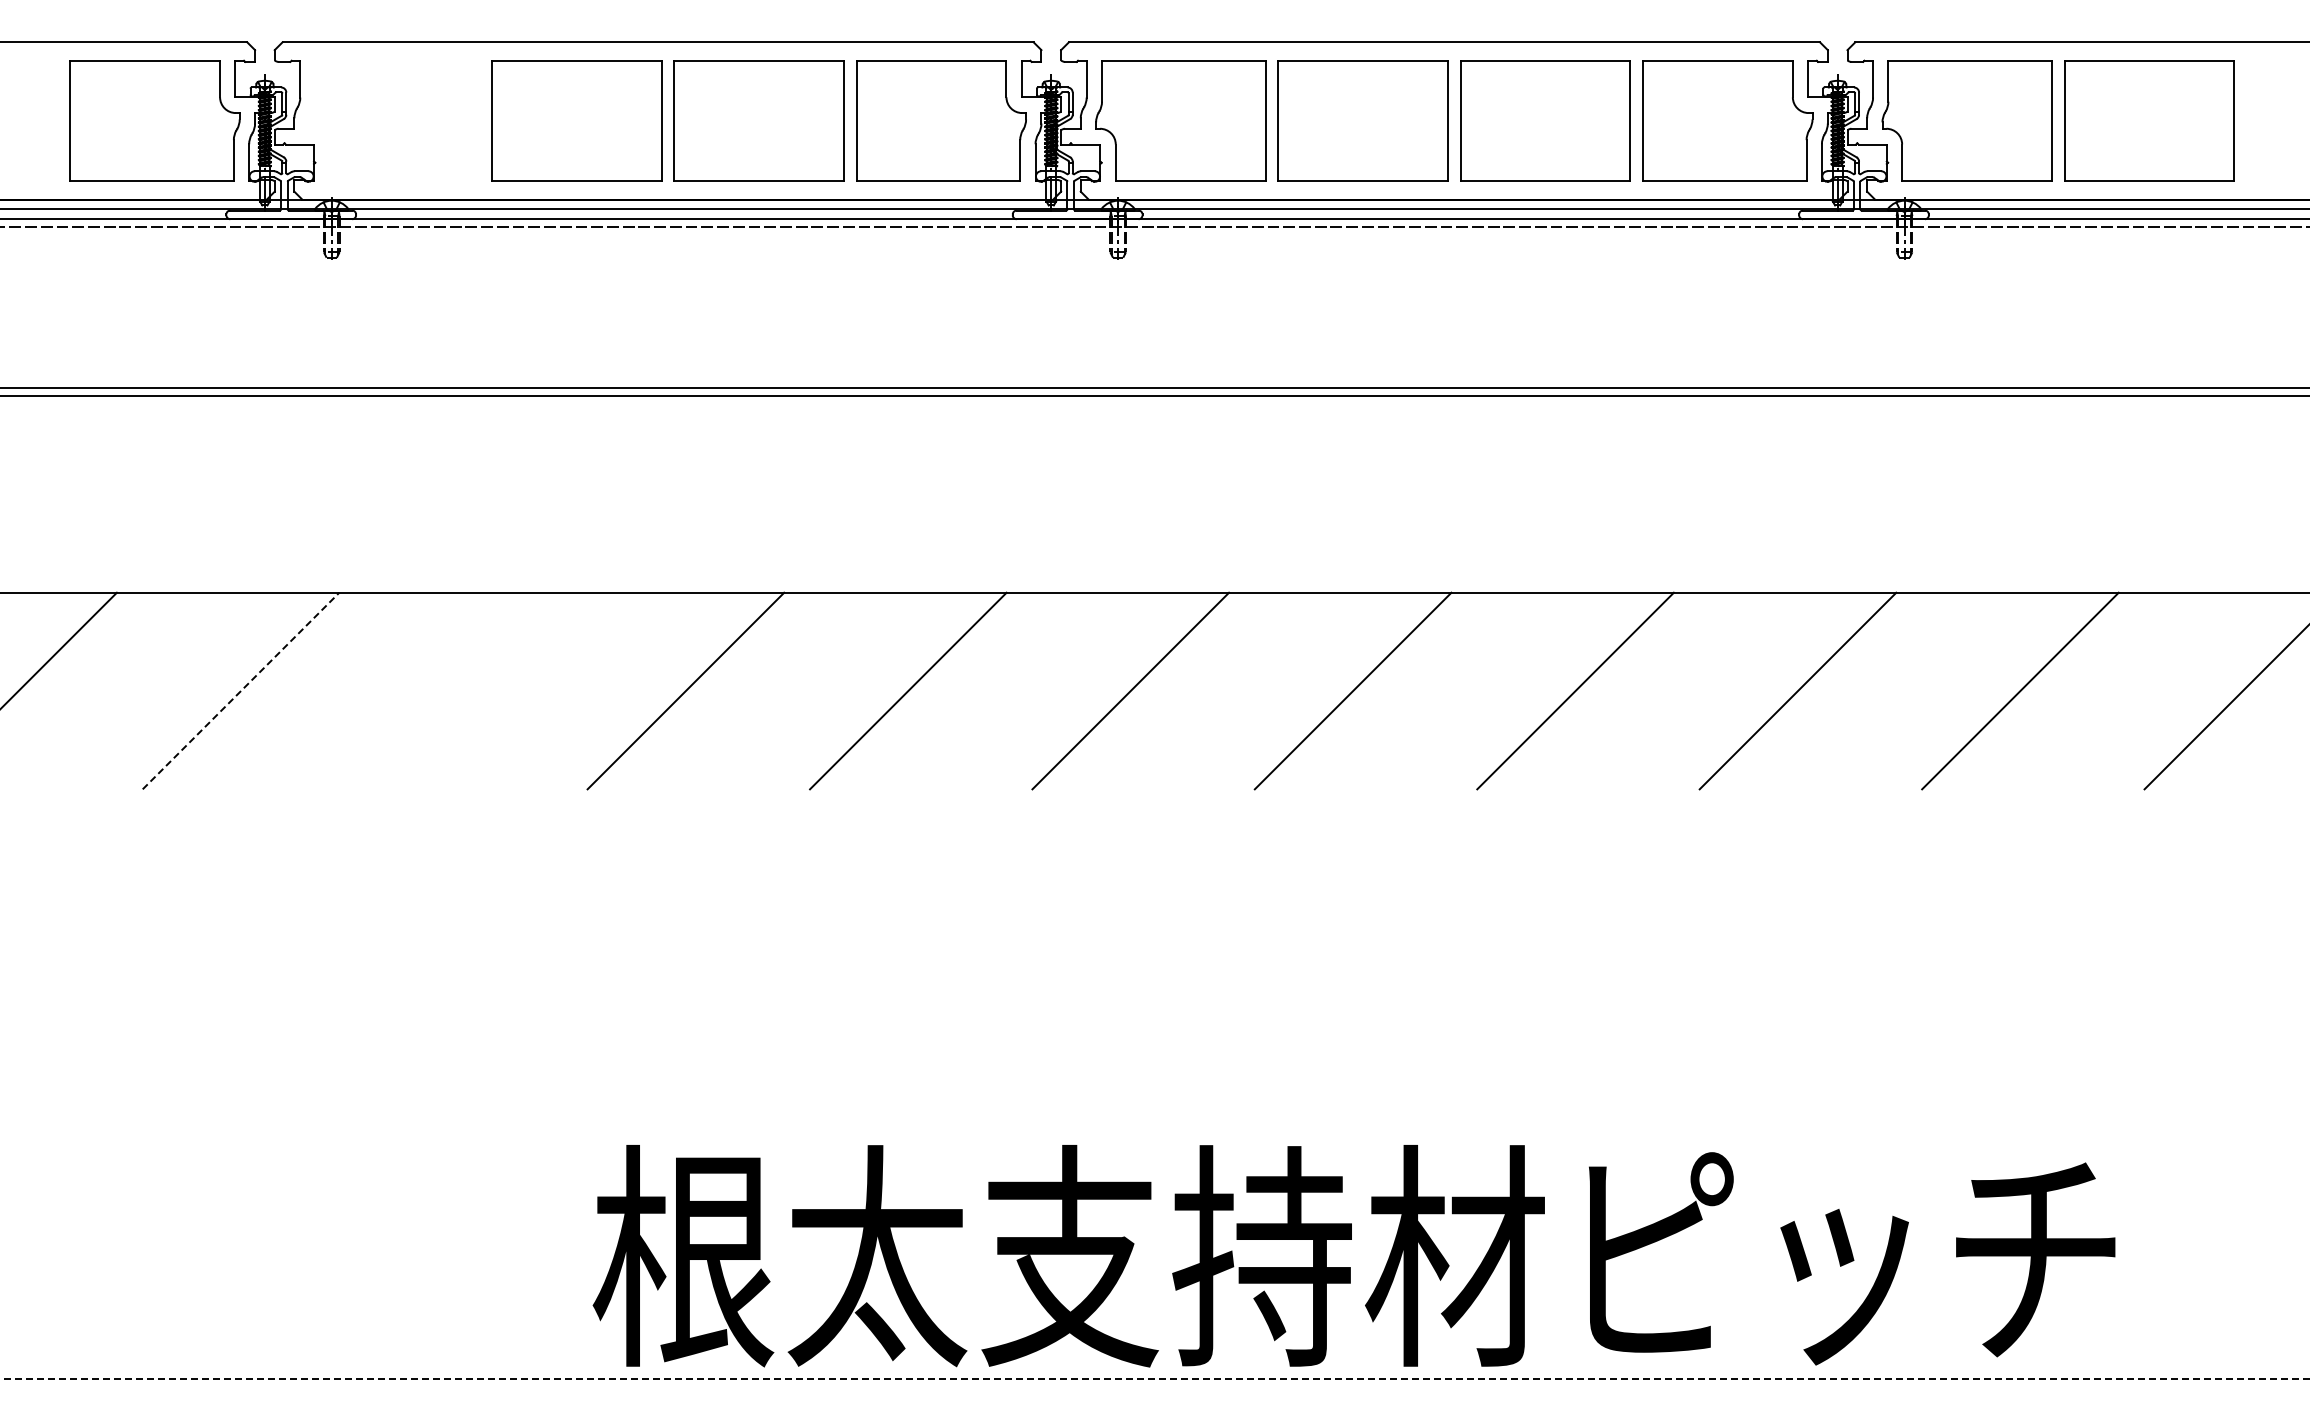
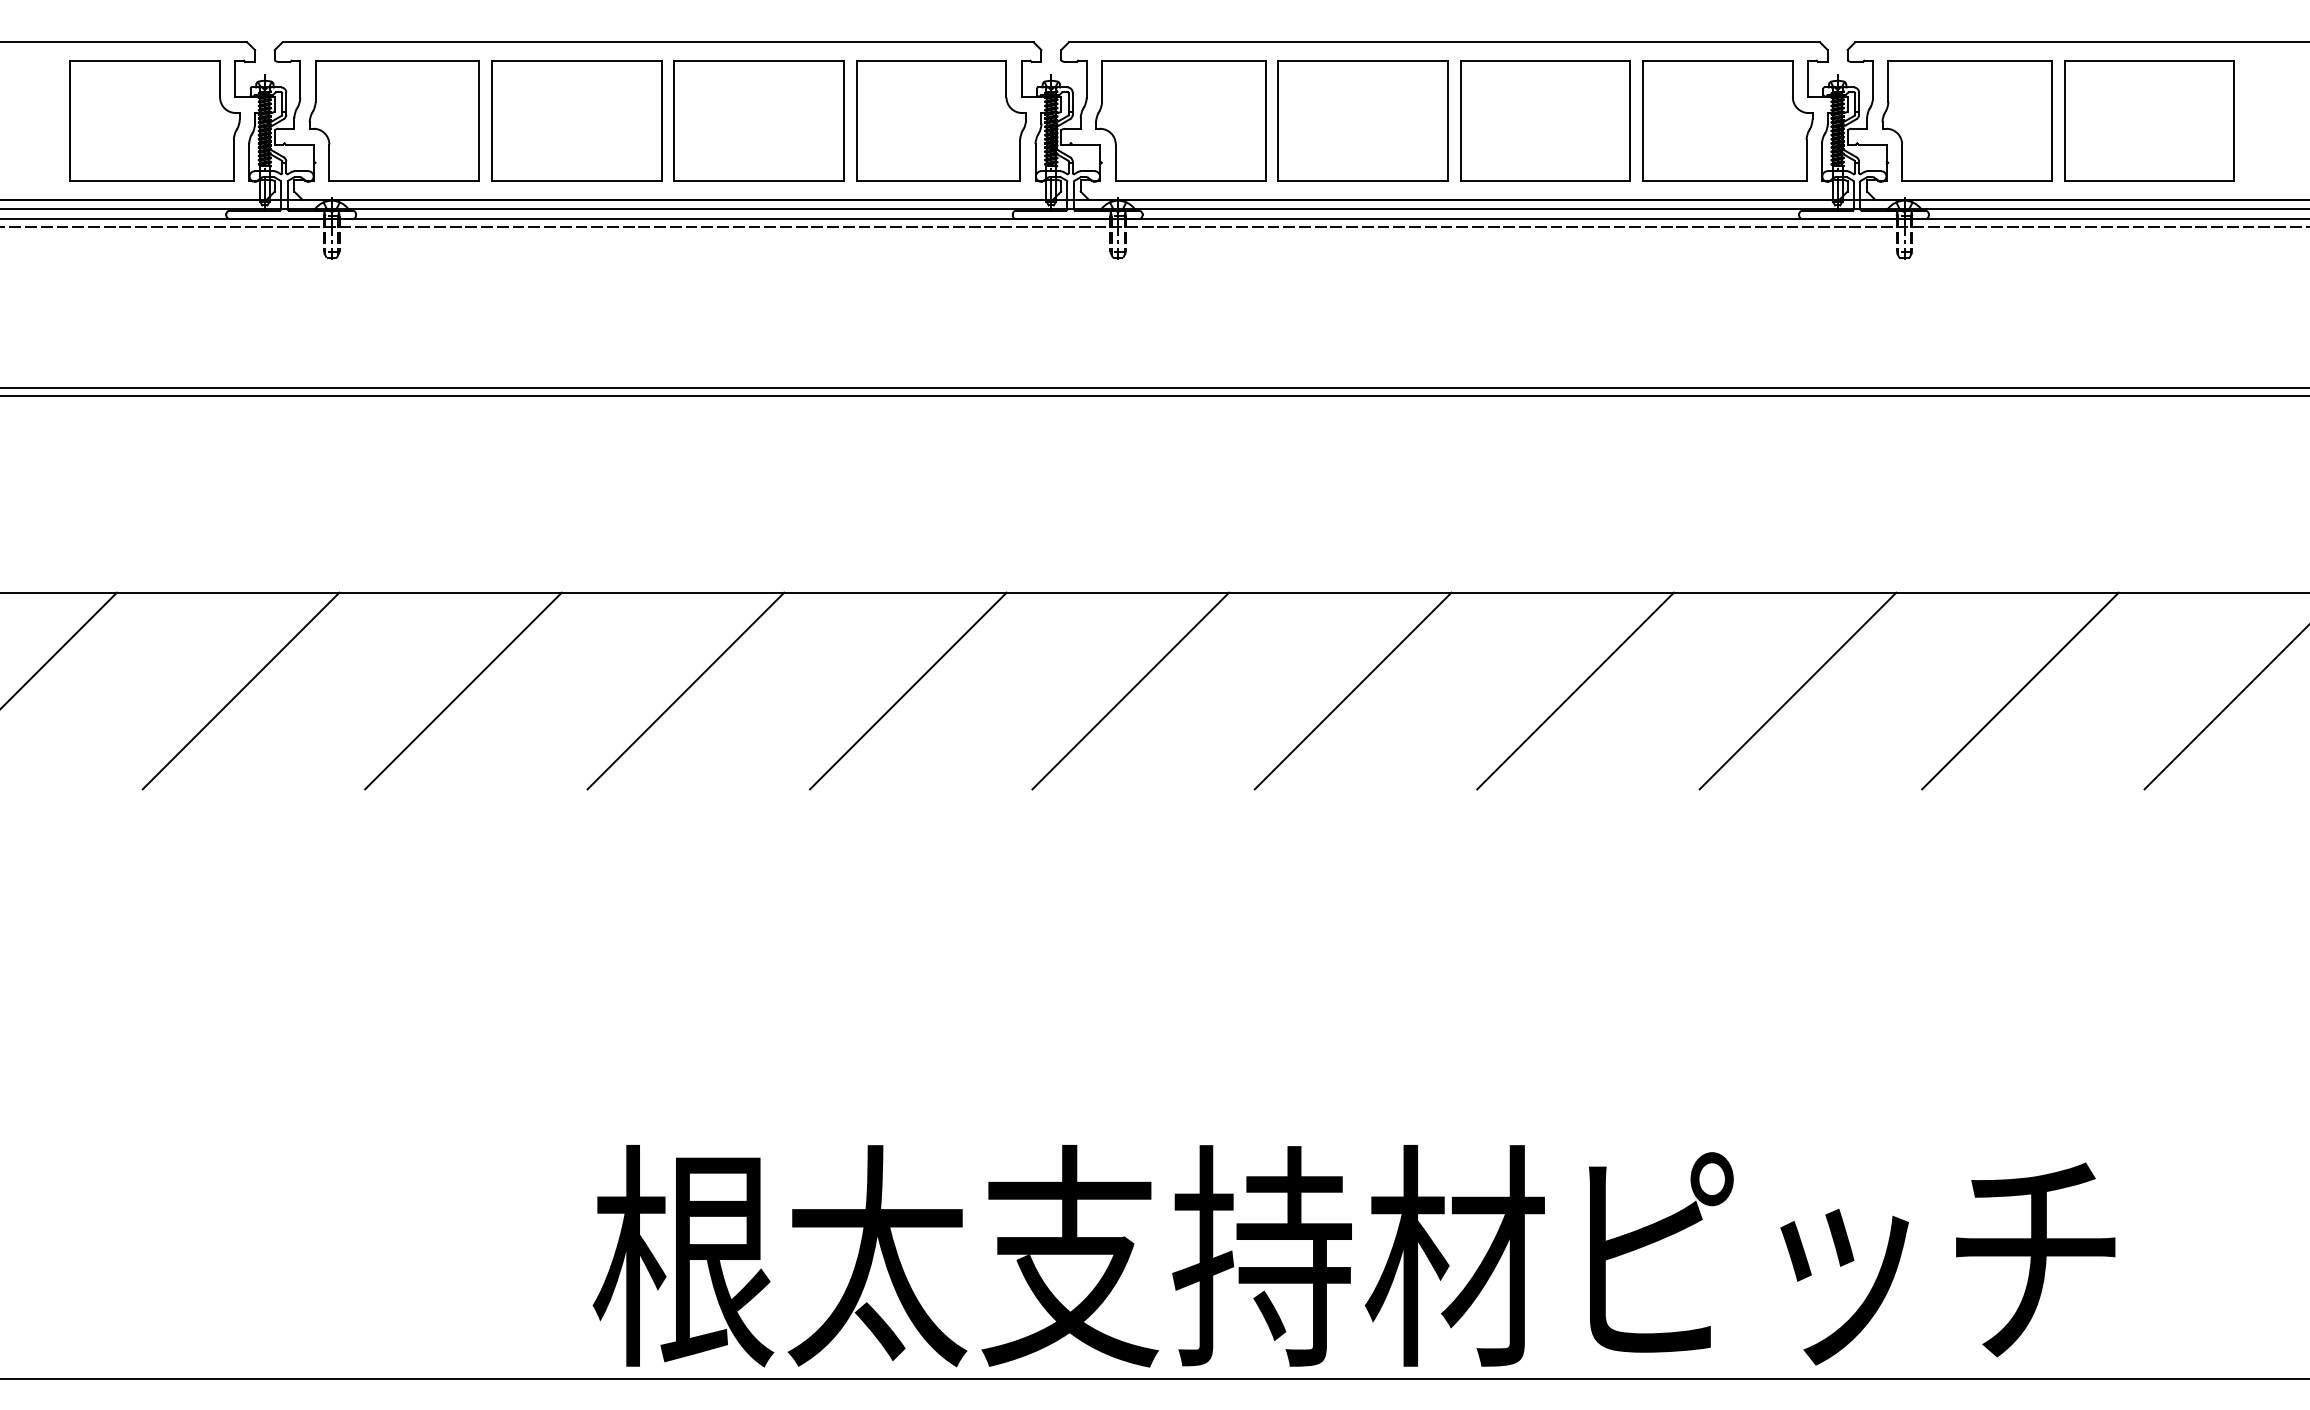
part: none -> present (393, 120)
line: dashed -> solid (241, 690)
line: none -> present (463, 690)
line: dashed -> solid (1155, 1379)
